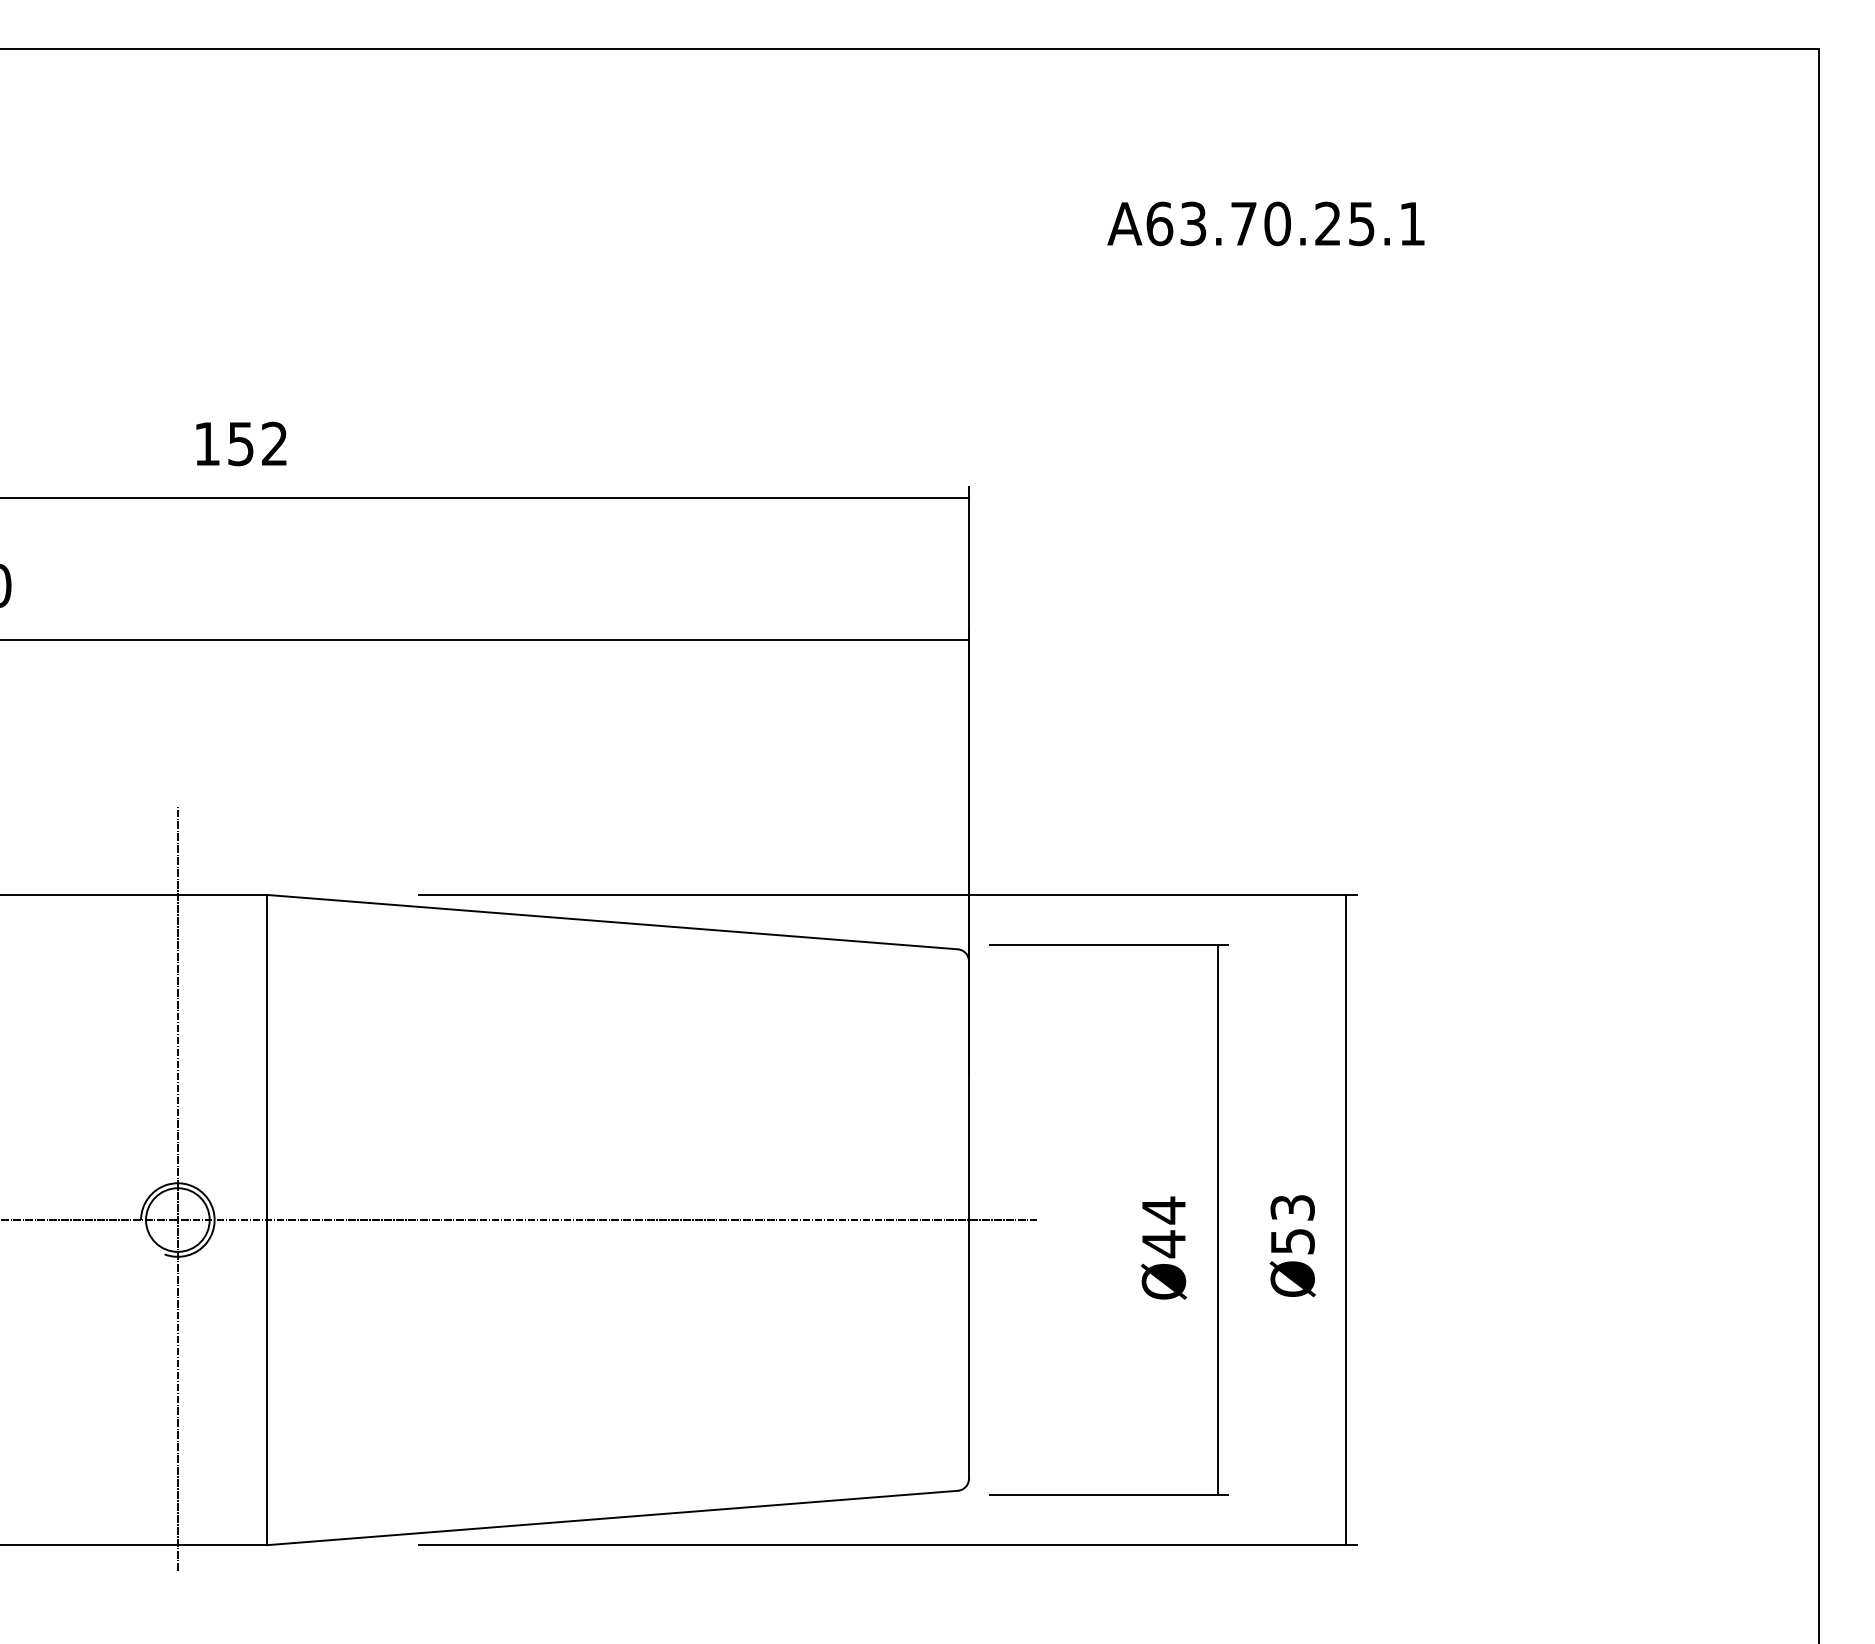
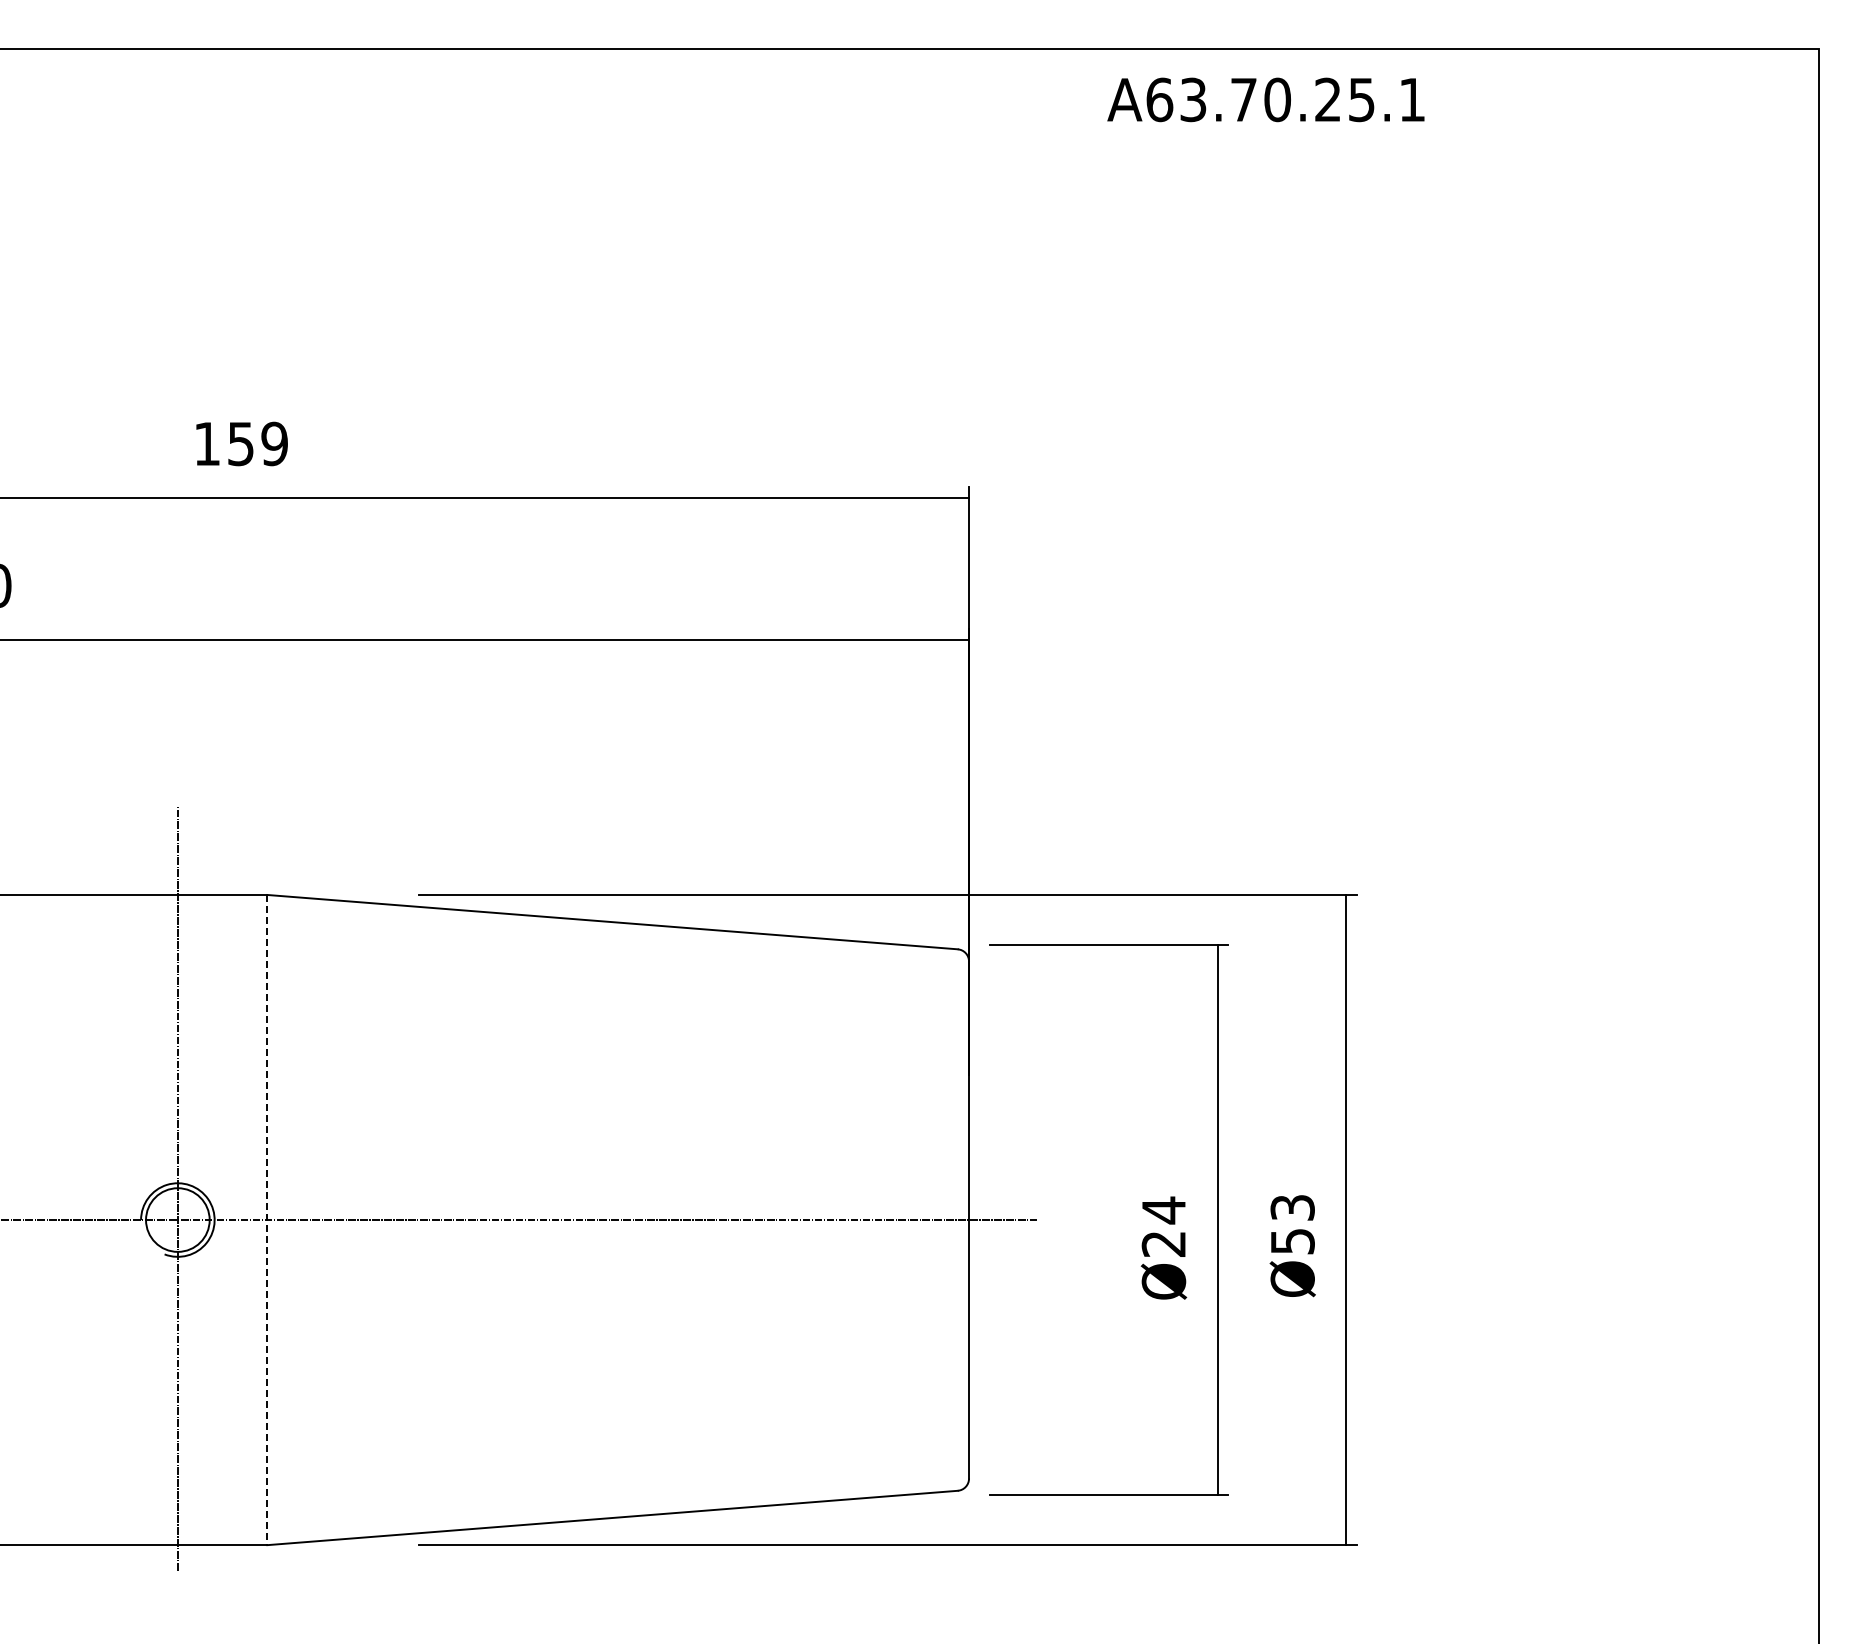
text position: (1265, 223) -> (1265, 99) (1265, 99)
text: 152 -> 159 (274, 443)
line: solid -> dashed (267, 1220)
text: Ø44 -> Ø24 (1163, 1244)
